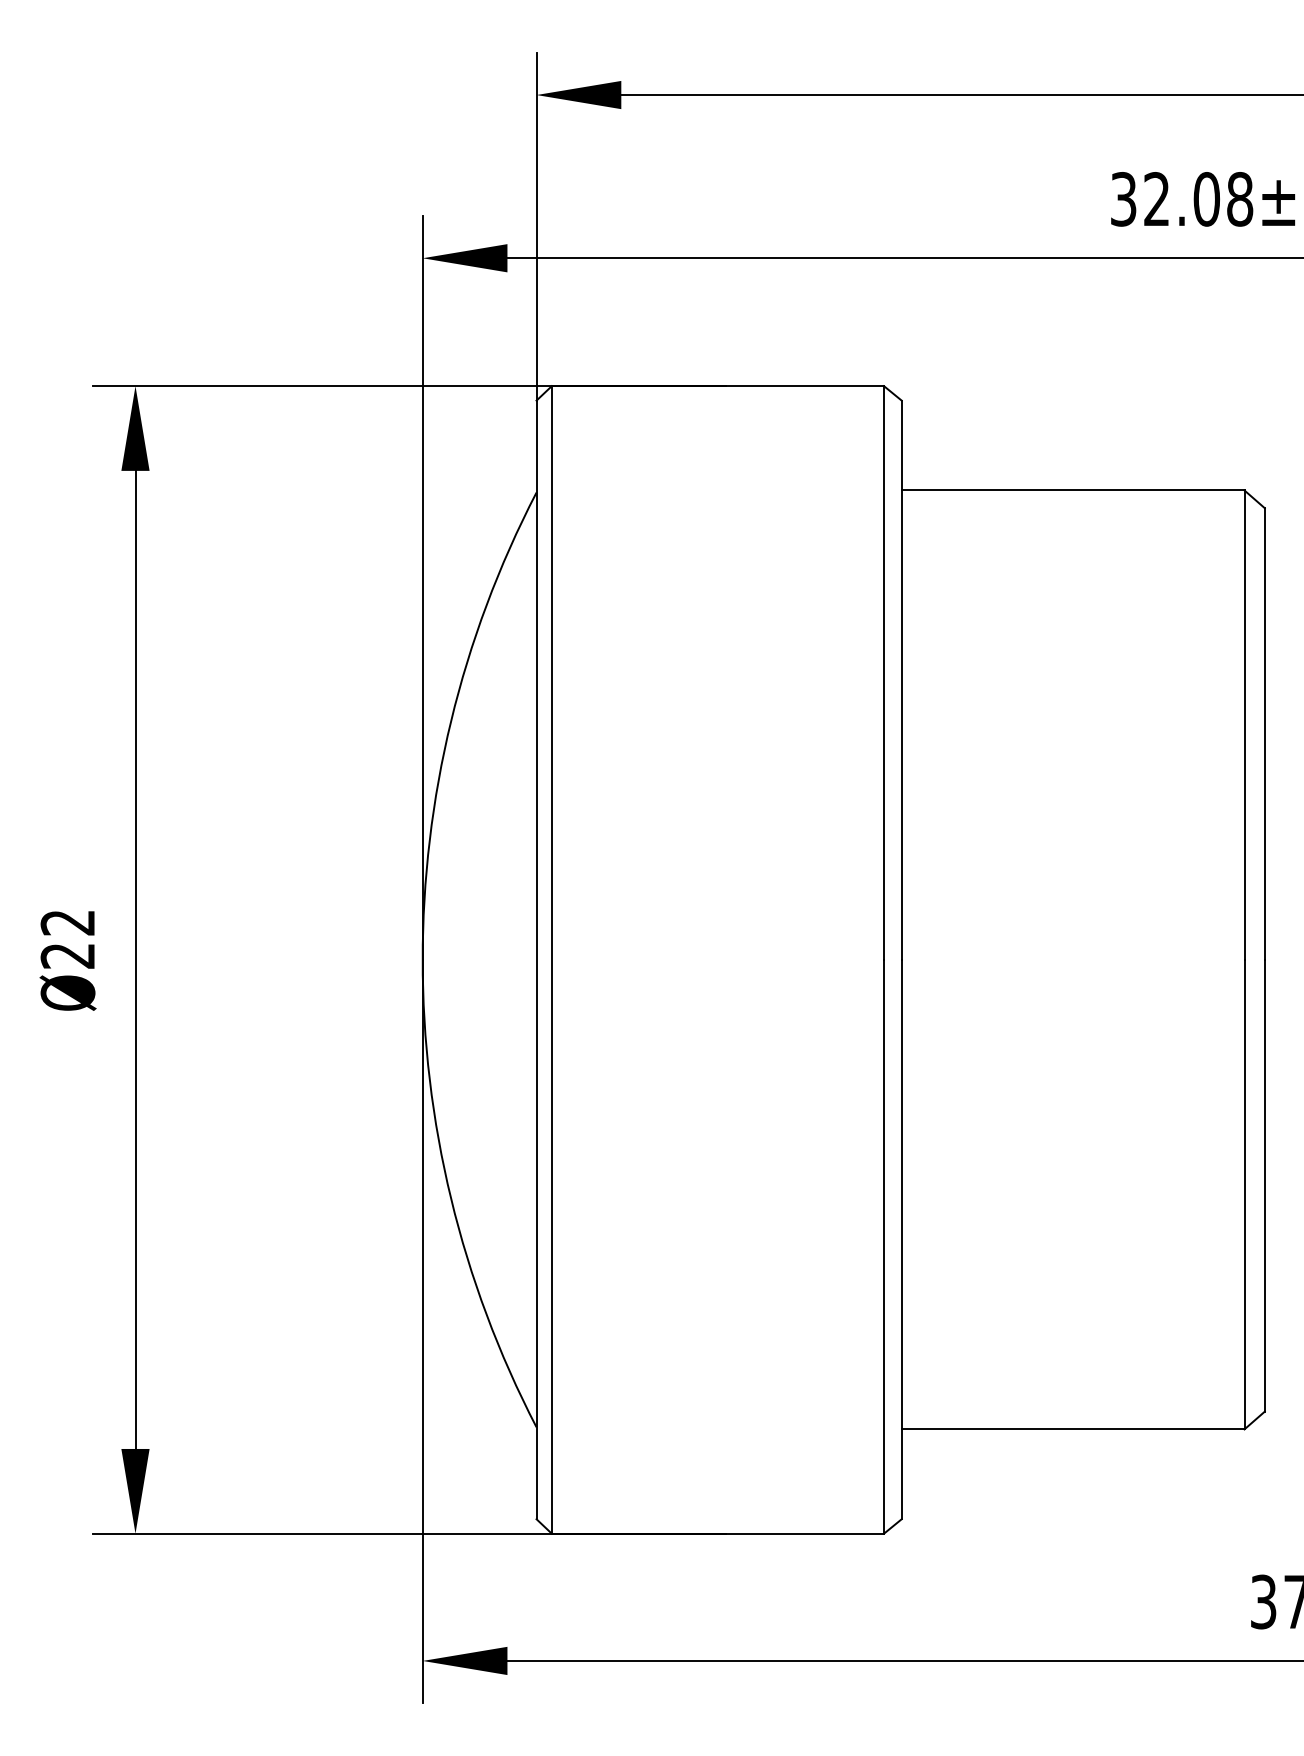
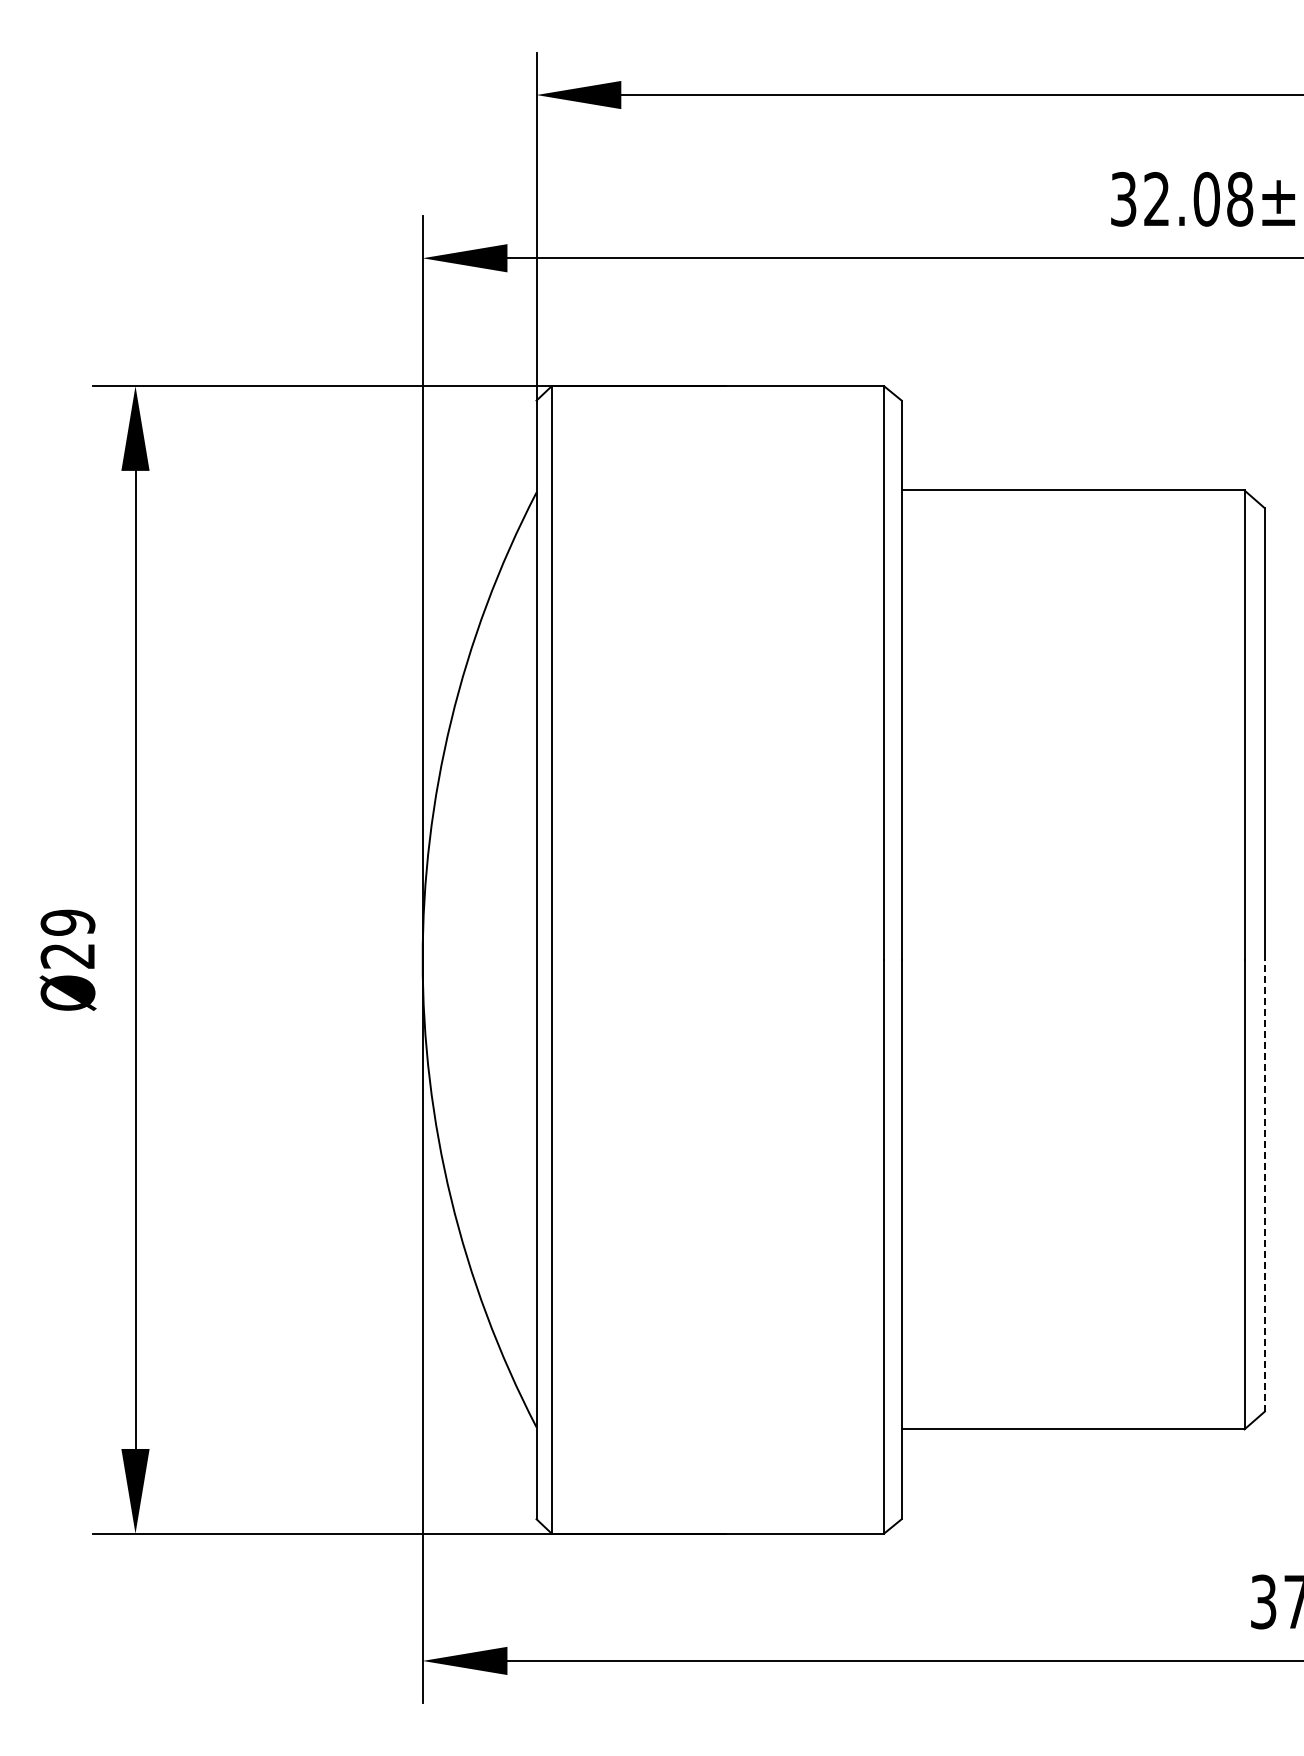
text: Ø22 -> Ø29 (67, 922)
line: solid -> dashed (1264, 1185)
